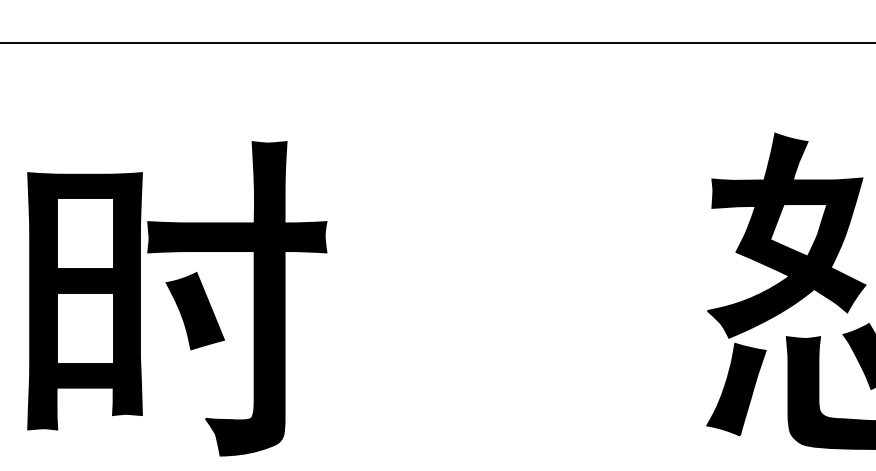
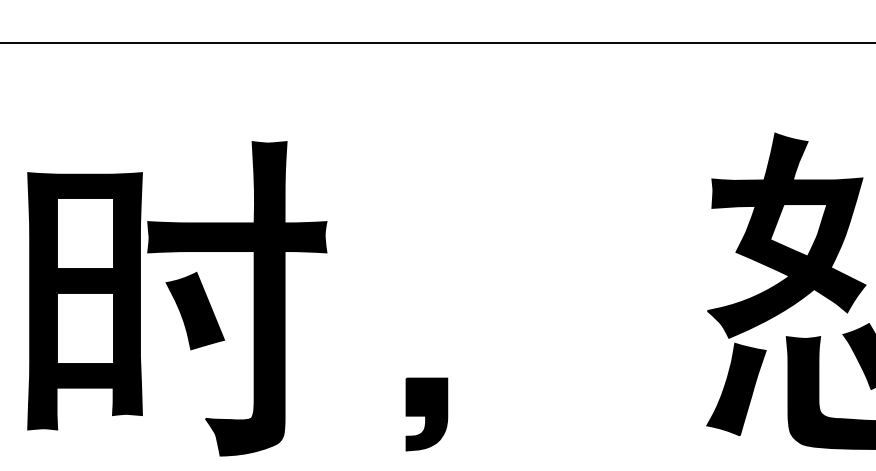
part: none -> present (426, 414)
